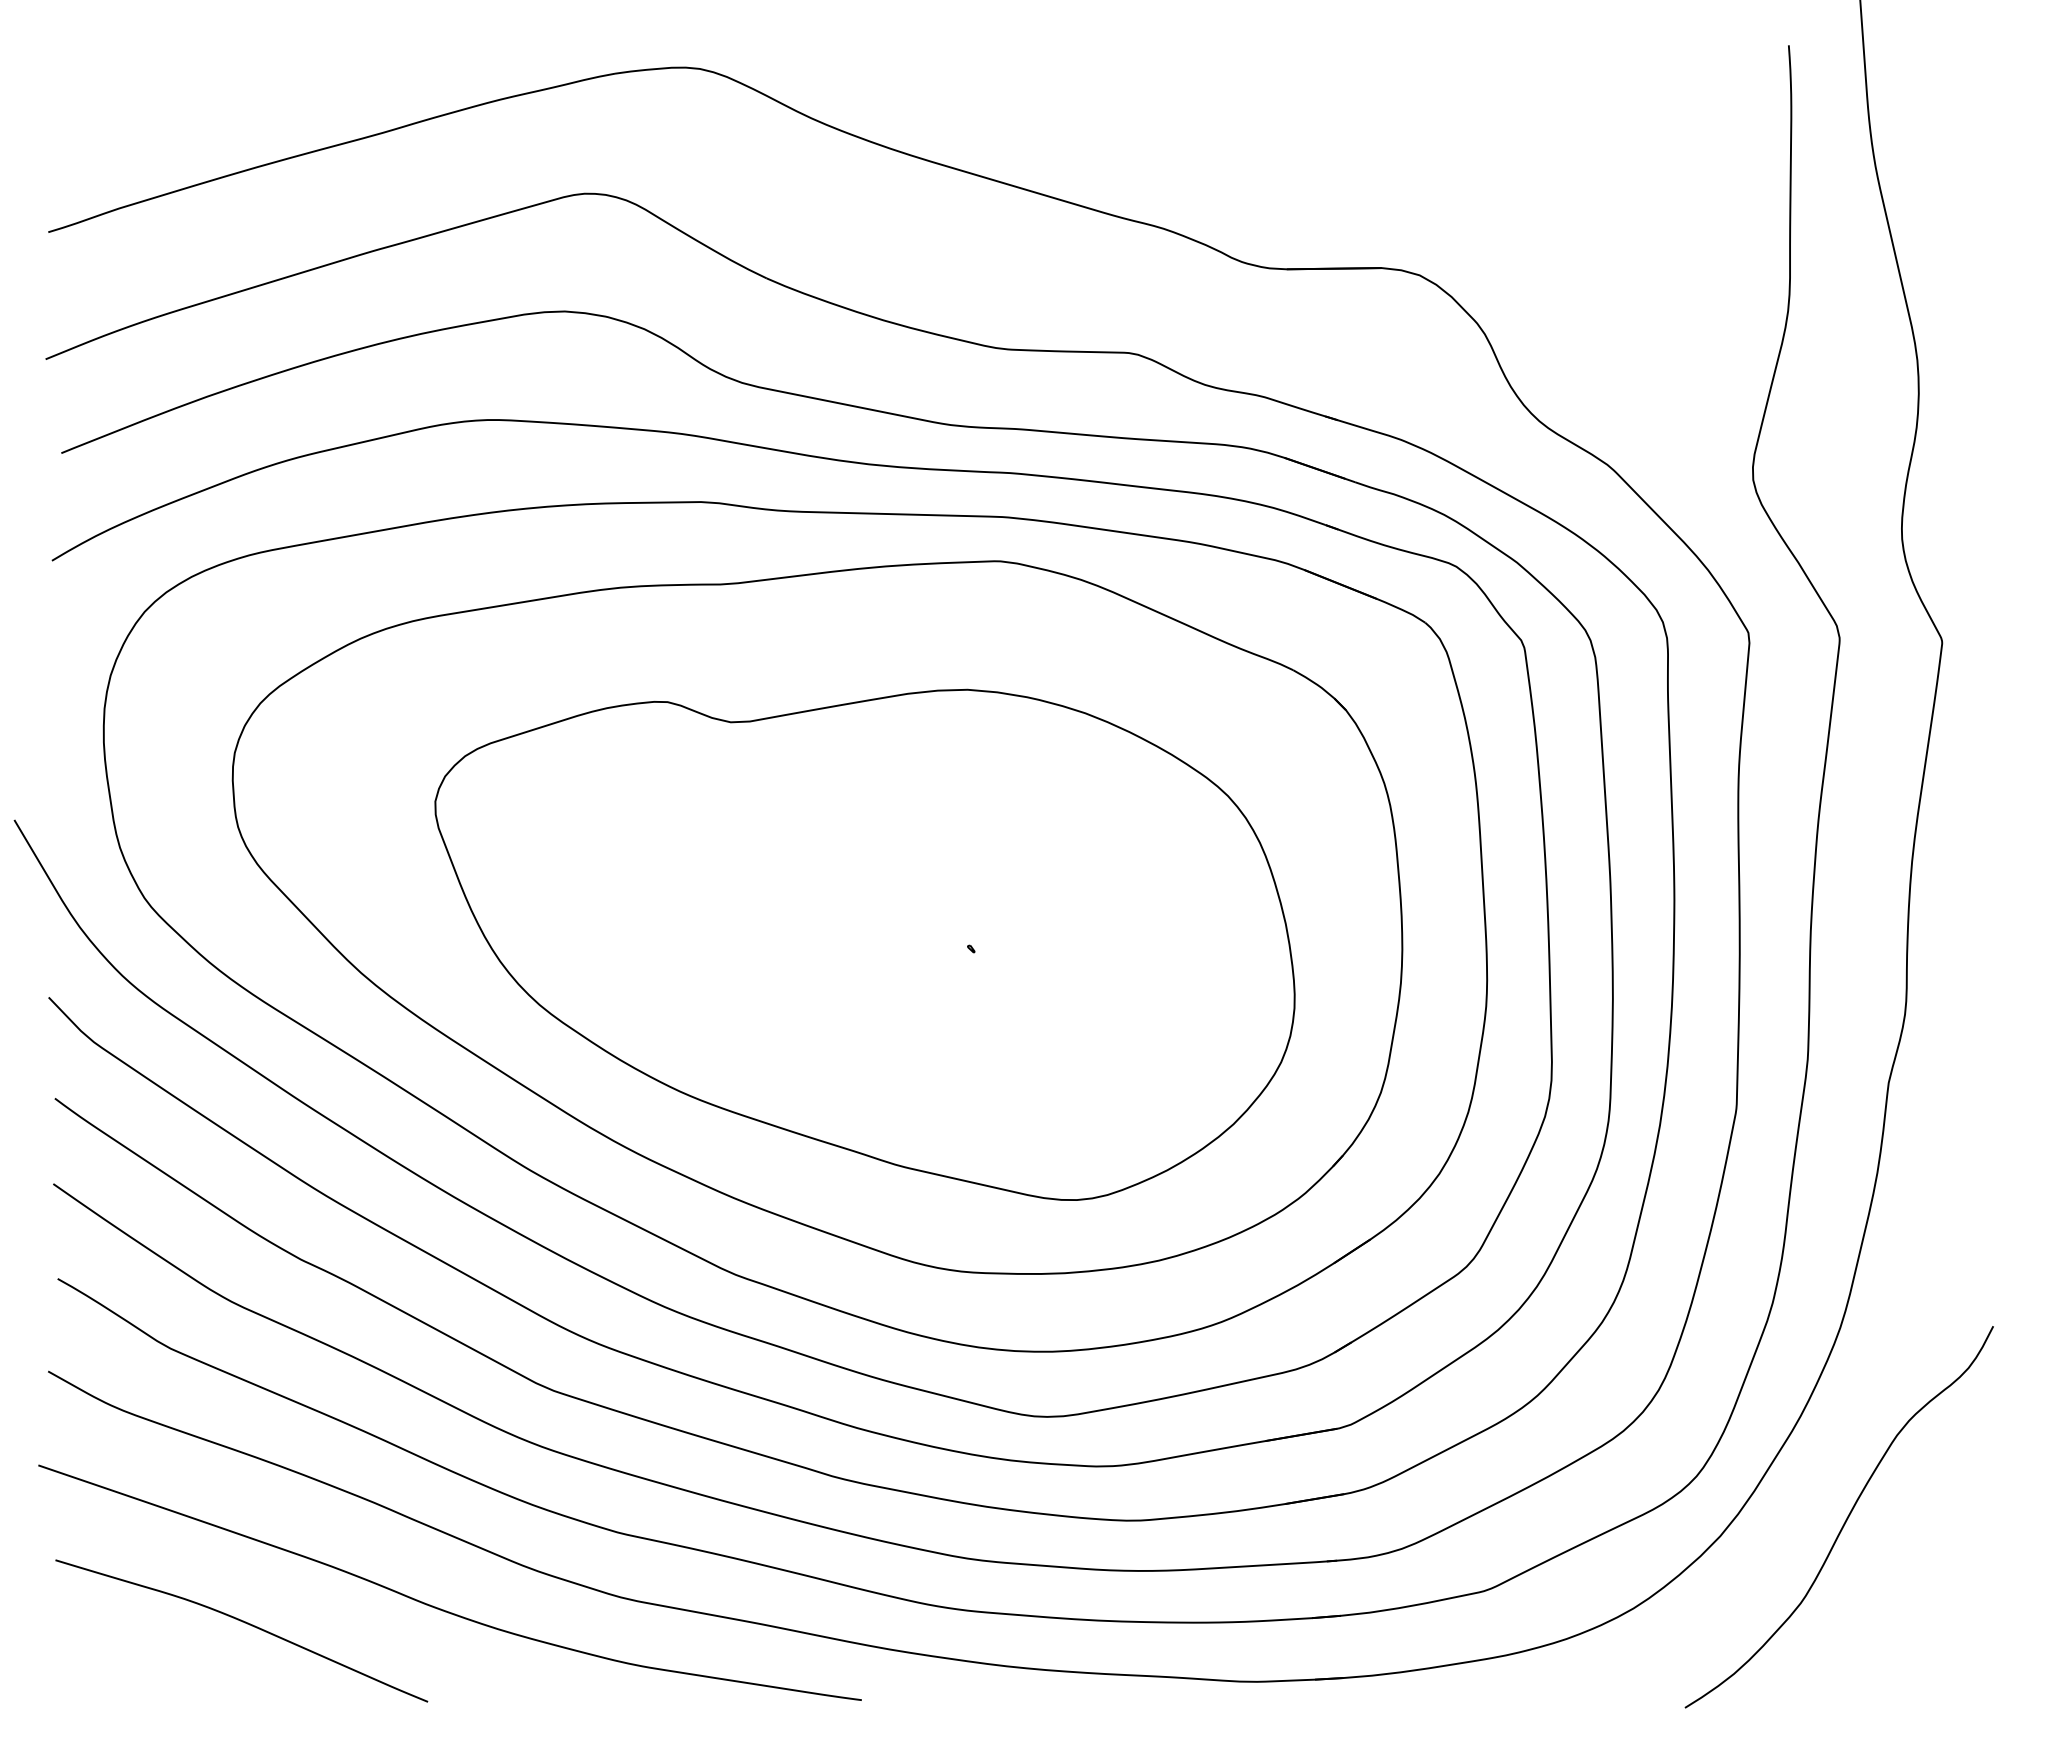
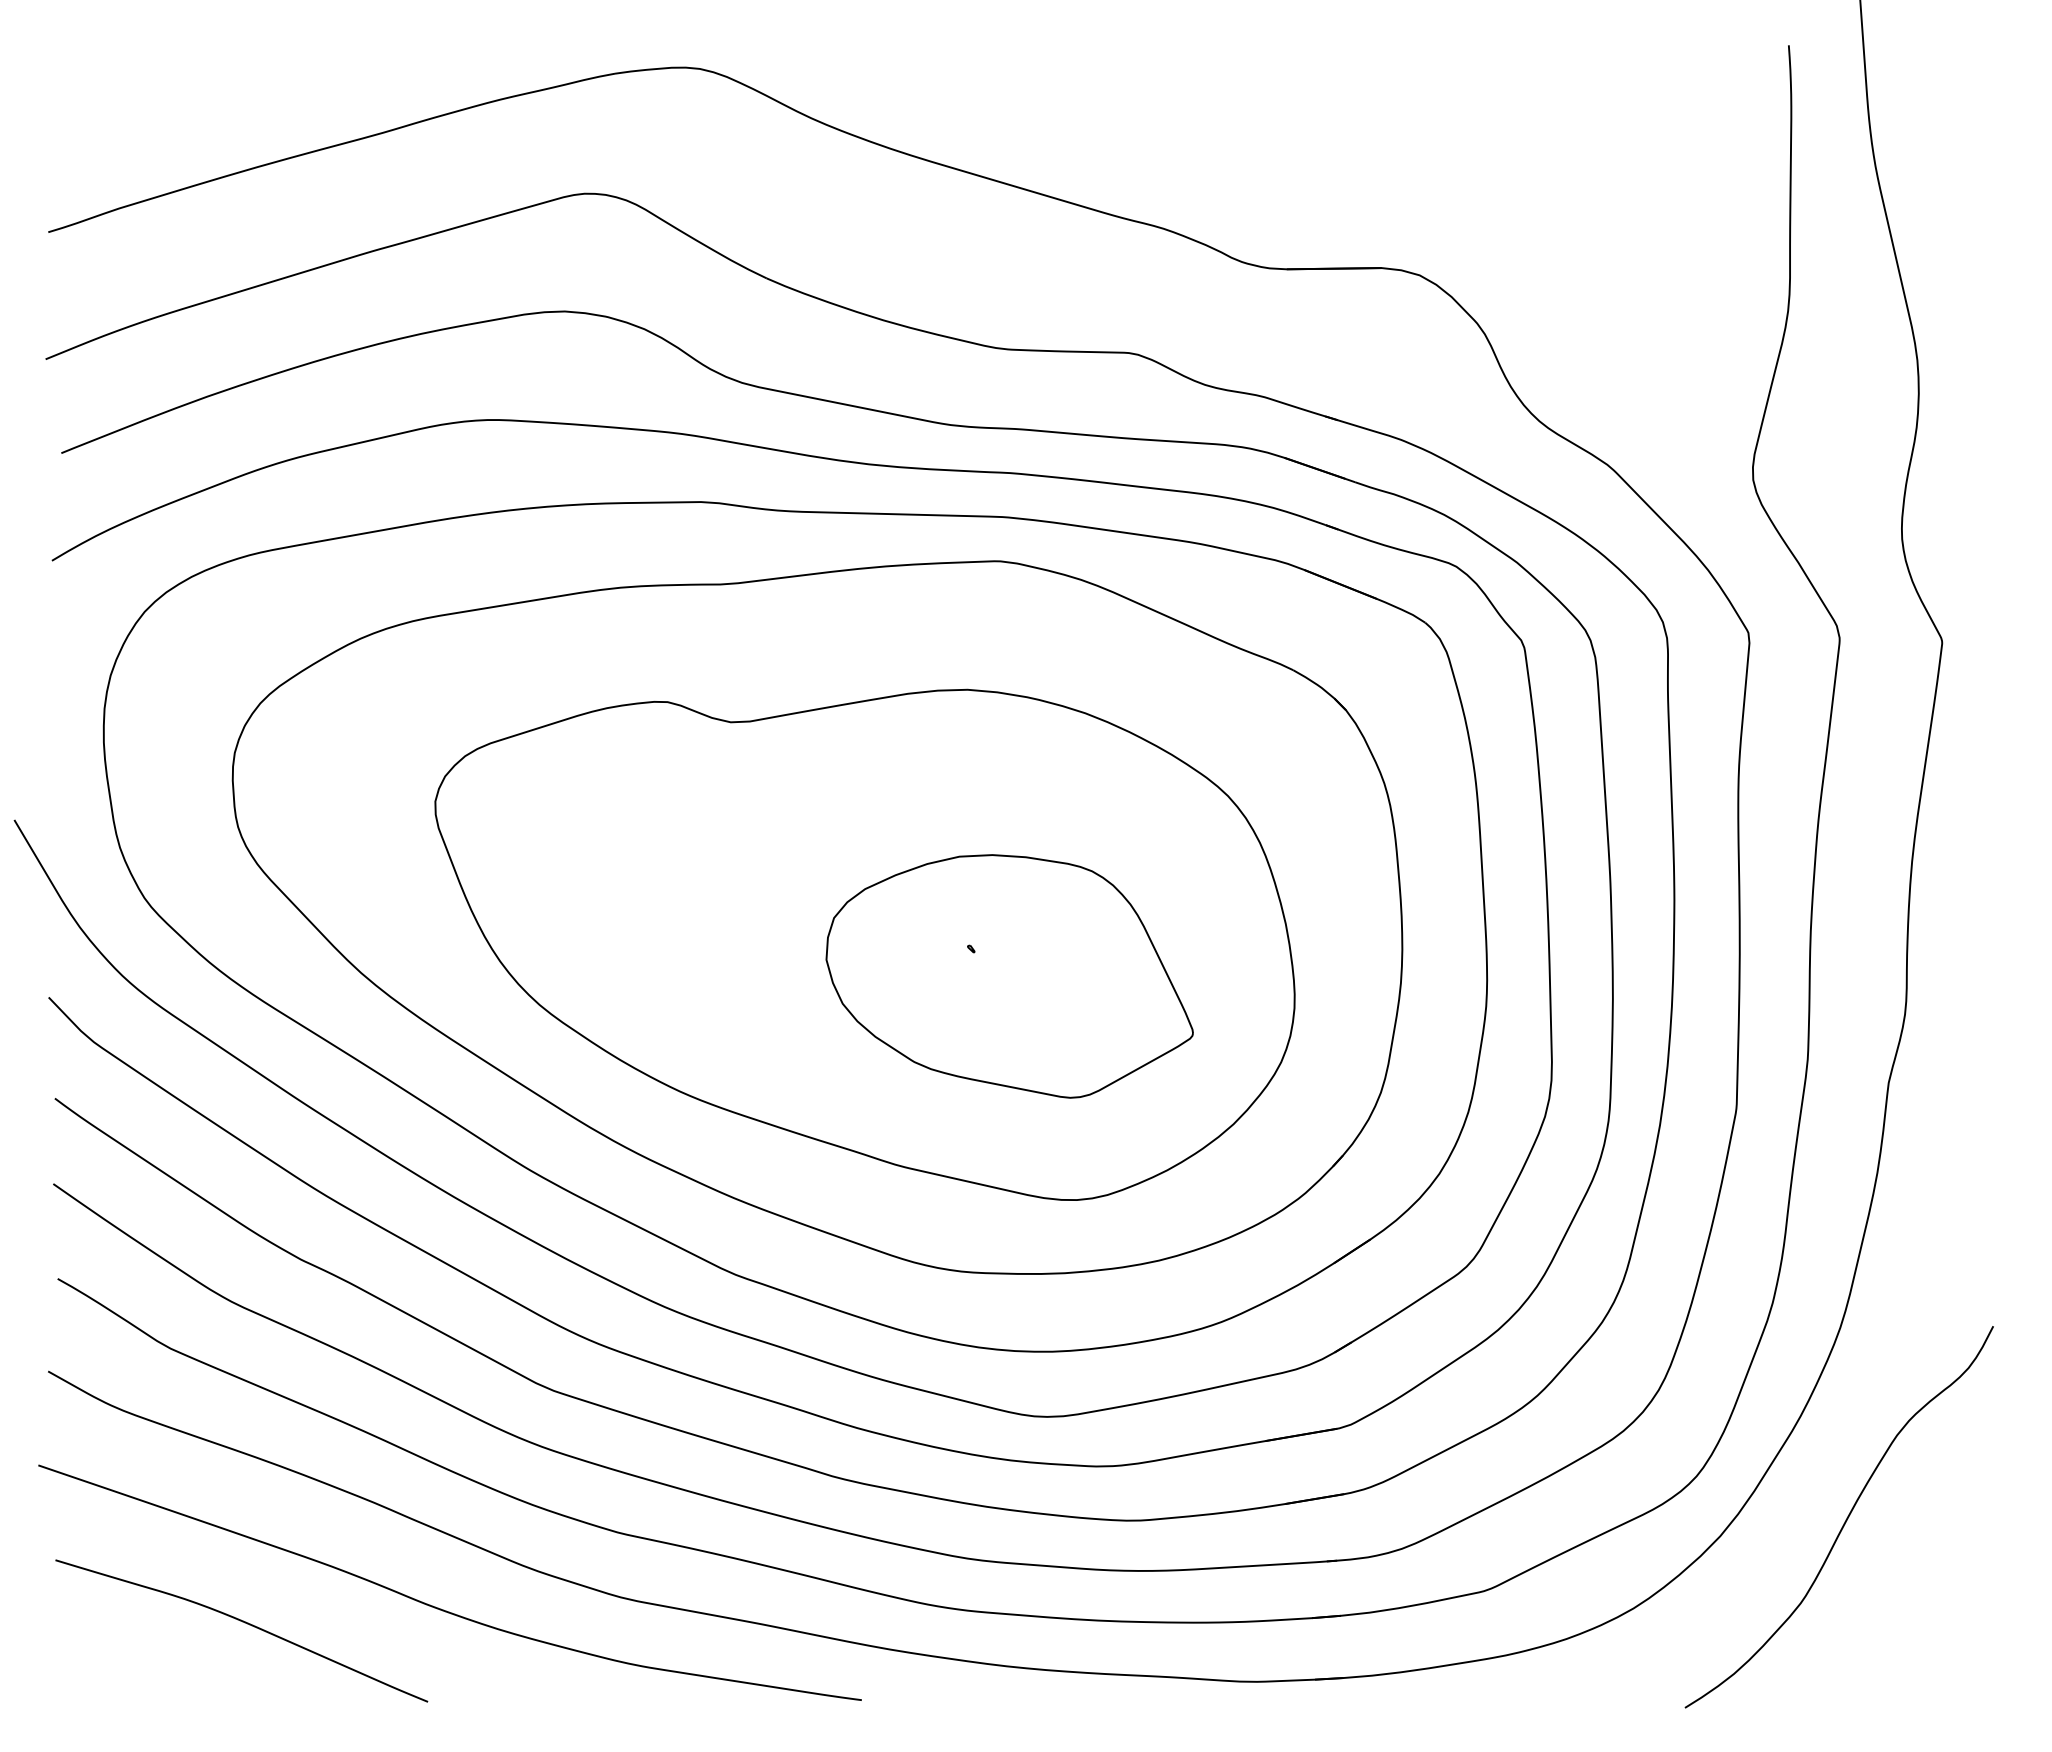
part: none -> present (1009, 976)
